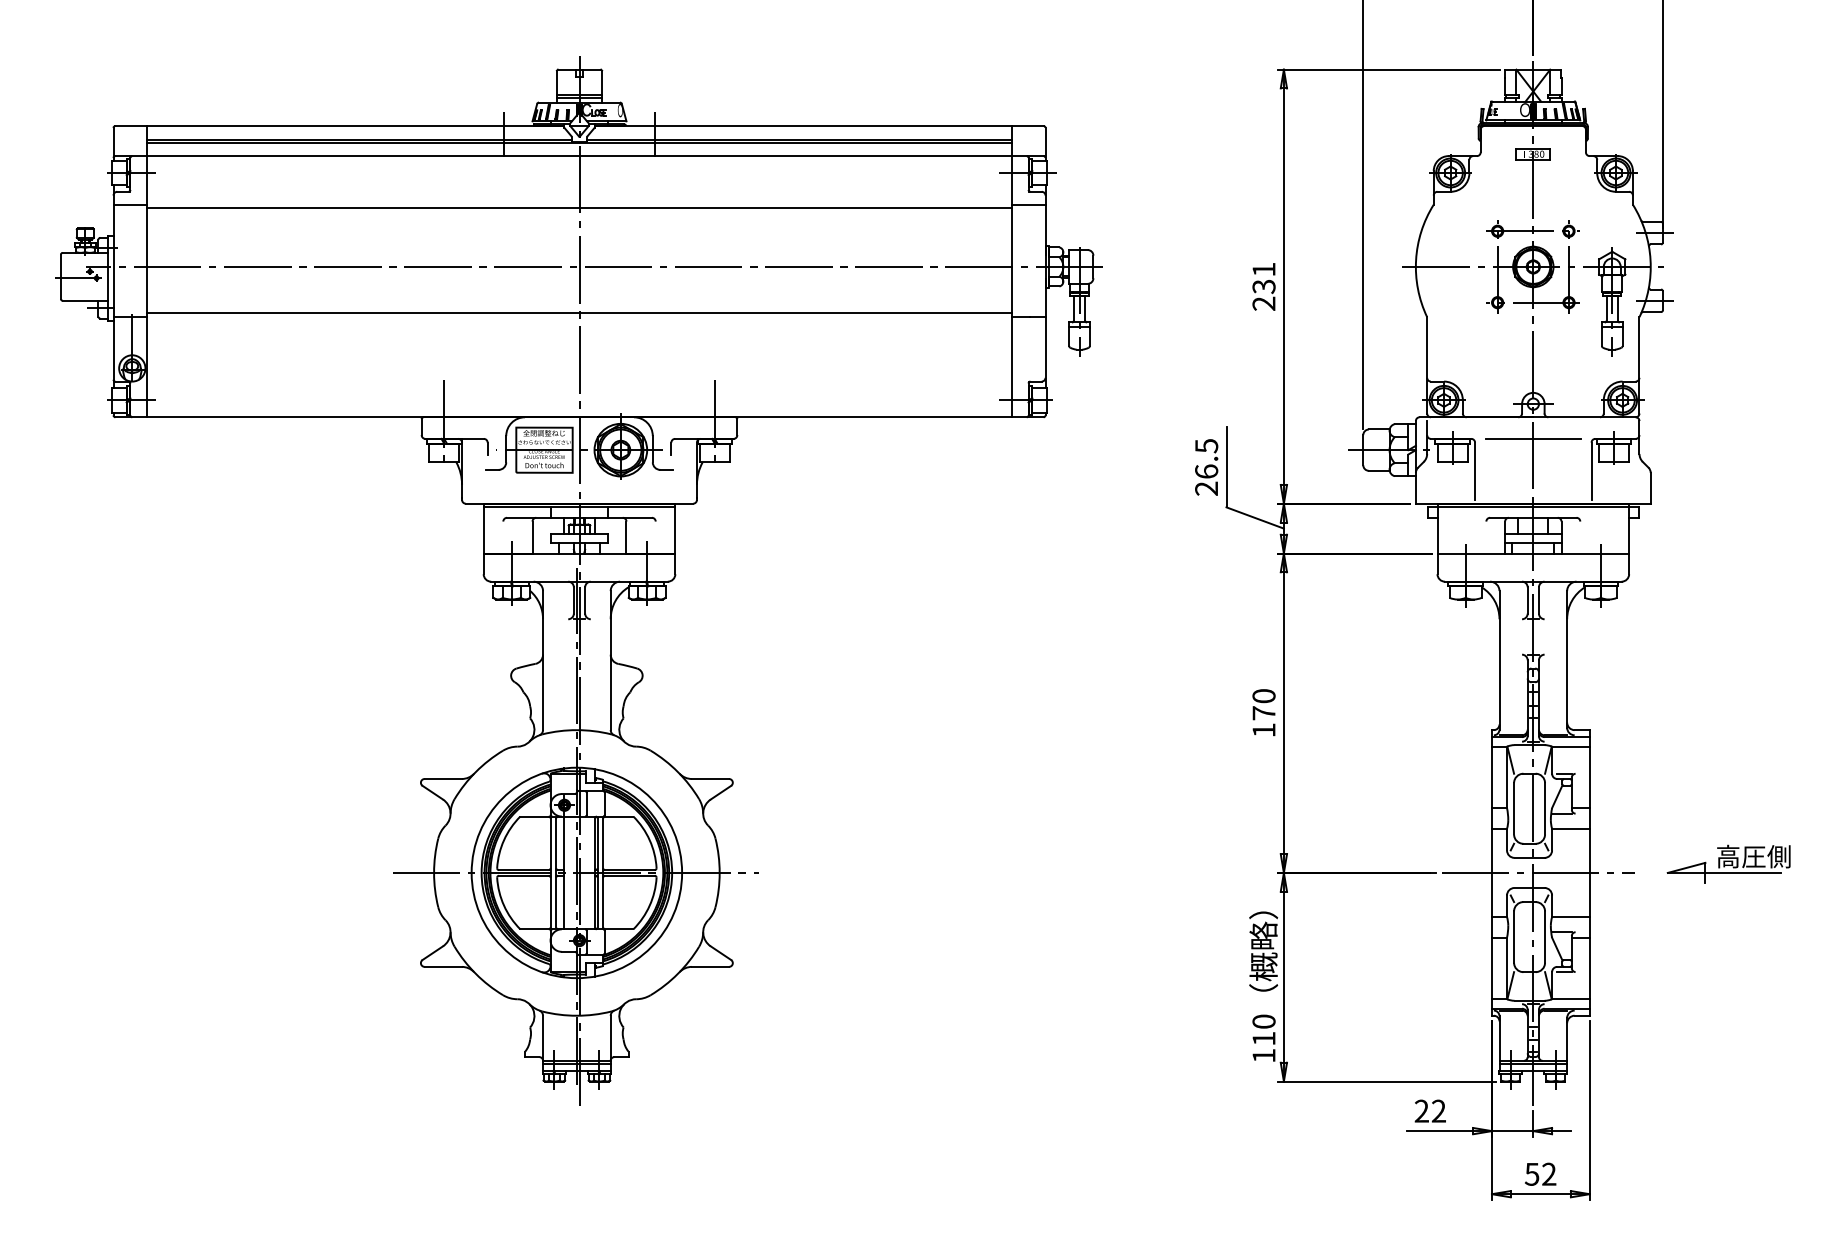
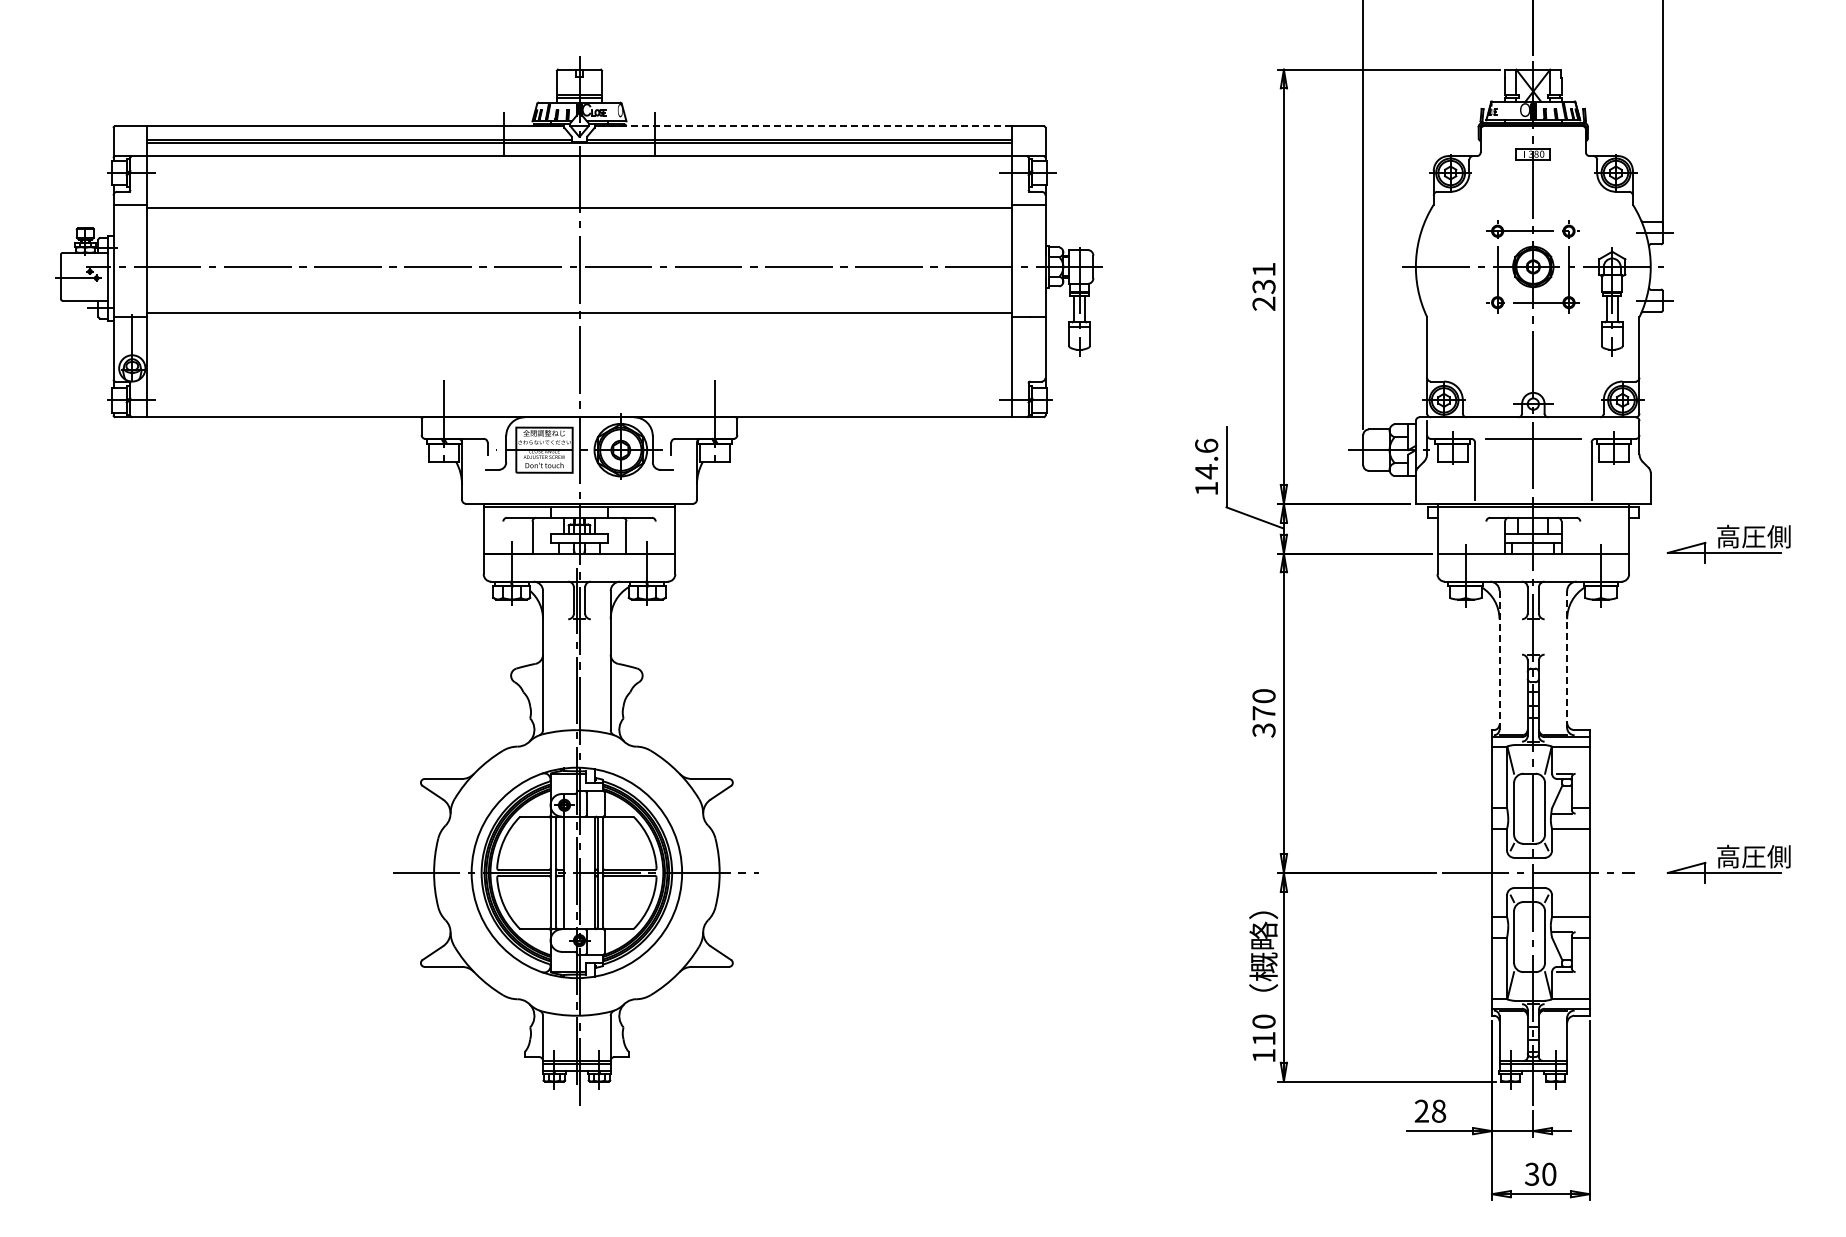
line: solid -> dashed (803, 126)
text: 26.5 -> 14.6 (1206, 466)
part: none -> present (1728, 543)
line: solid -> dashed (1567, 658)
line: solid -> dashed (1499, 659)
text: 170 -> 370 (1263, 730)
text: 22 -> 28 (1438, 1110)
text: 52 -> 30 (1540, 1173)
